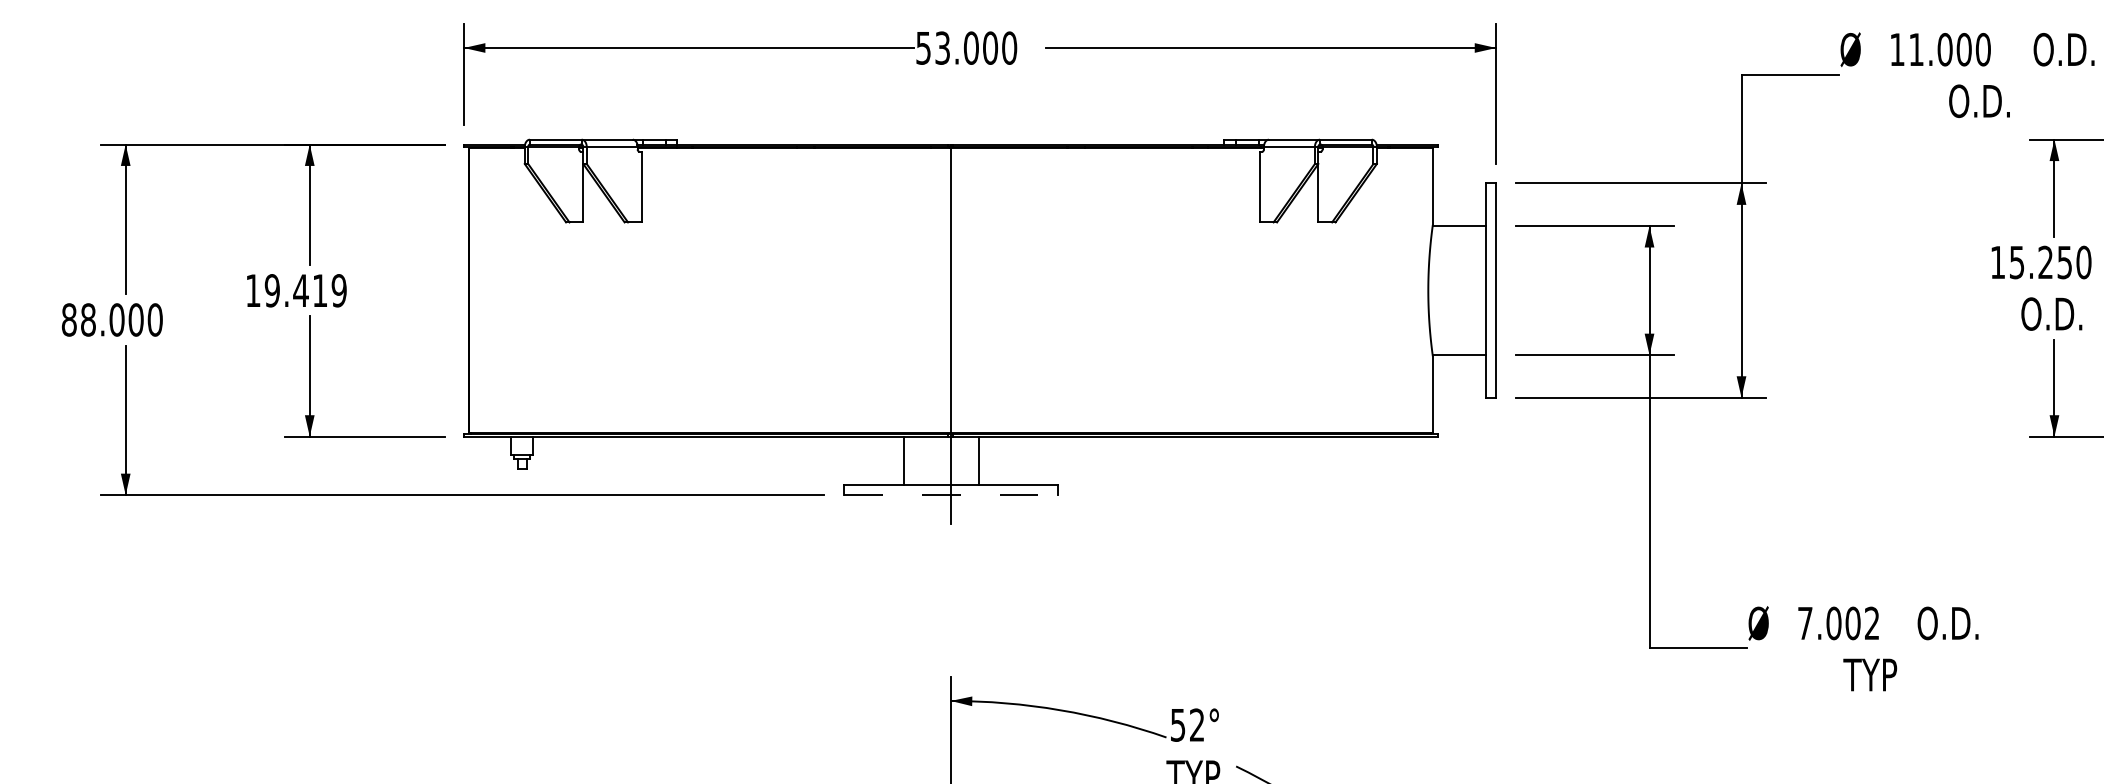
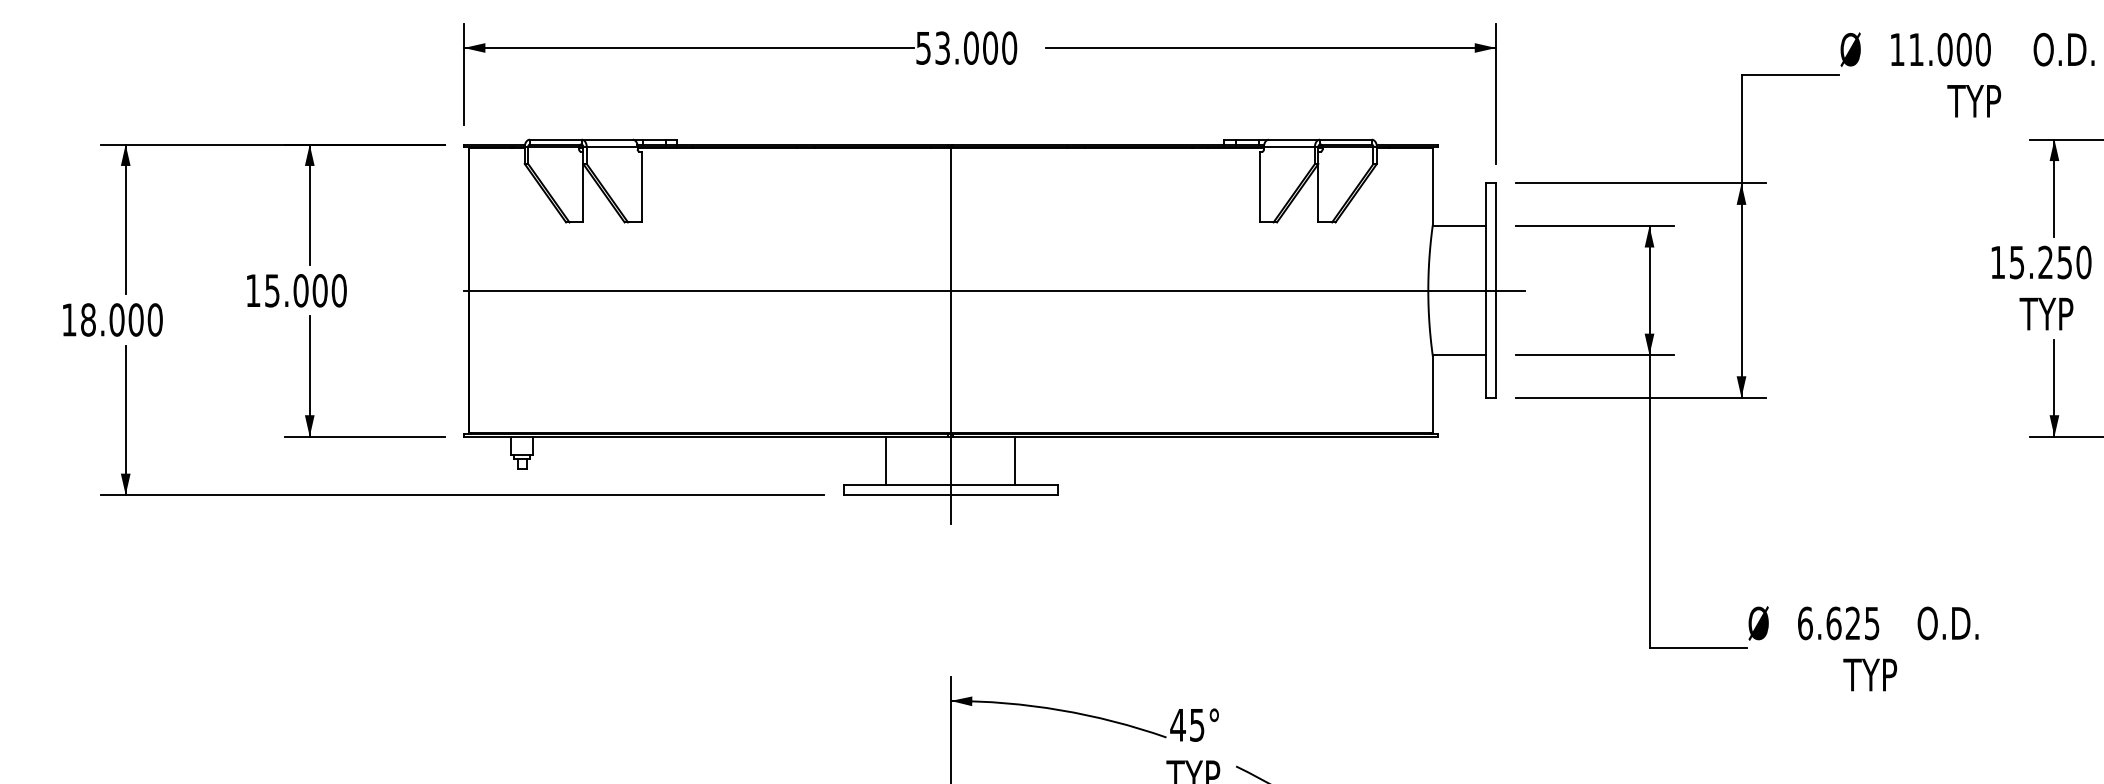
text: O.D. -> TYP (1978, 101)
text: 19.419 -> 15.000 (305, 290)
line: none -> present (994, 290)
text: O.D. -> TYP (2050, 313)
text: 88.000 -> 18.000 (68, 319)
line position: (904, 460) -> (886, 460) (886, 460)
line position: (979, 460) -> (1015, 460) (1015, 460)
line: dashed -> solid (951, 495)
text: 7.002 -> 6.625 (1838, 623)
text: 52° -> 45° (1187, 724)
